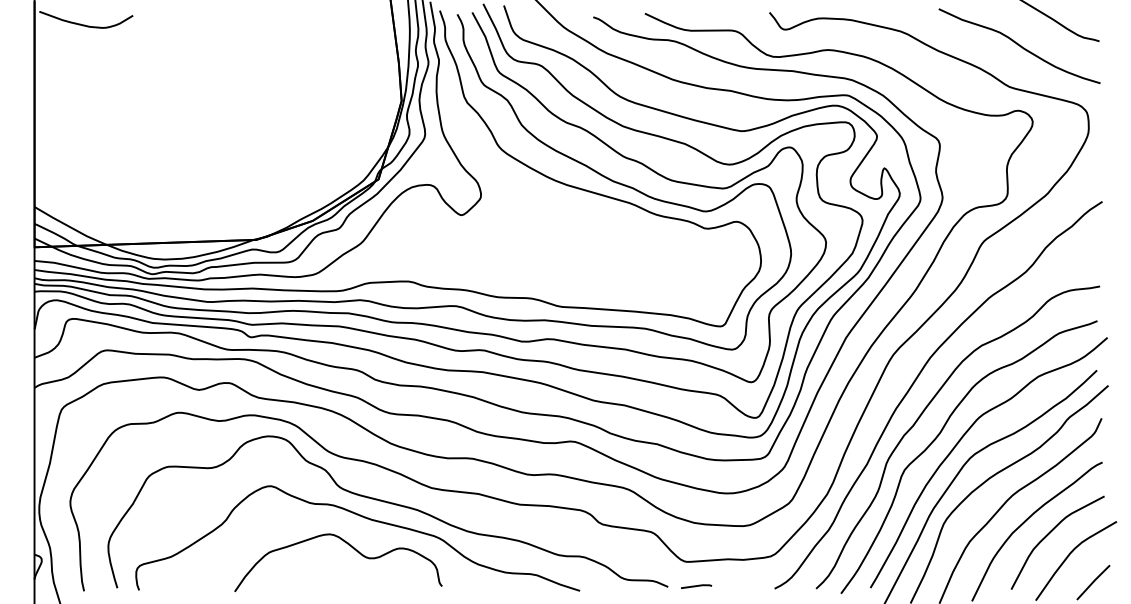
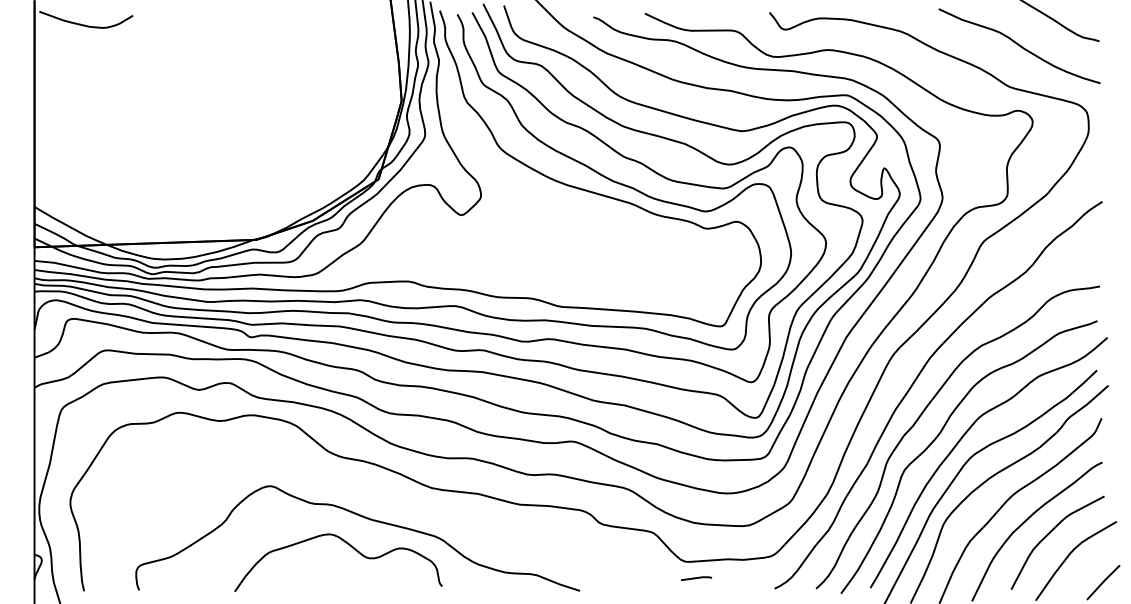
curve: present -> none (387, 503)
line position: (1093, 582) -> (1103, 582) (1103, 582)
line position: (696, 586) -> (696, 578) (696, 578)
